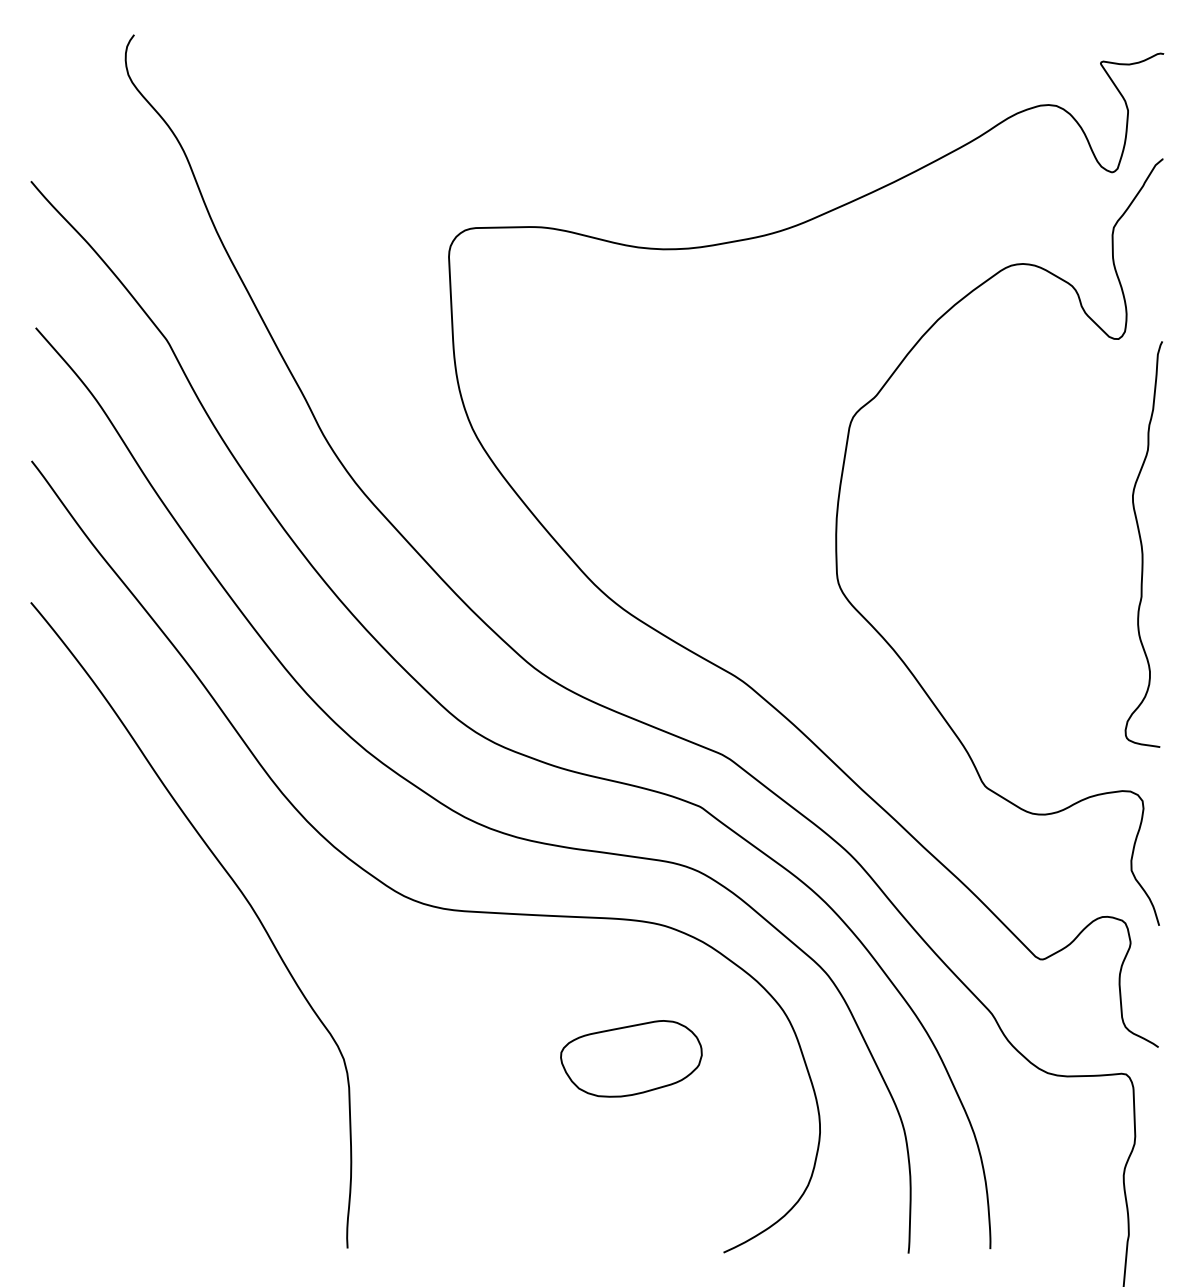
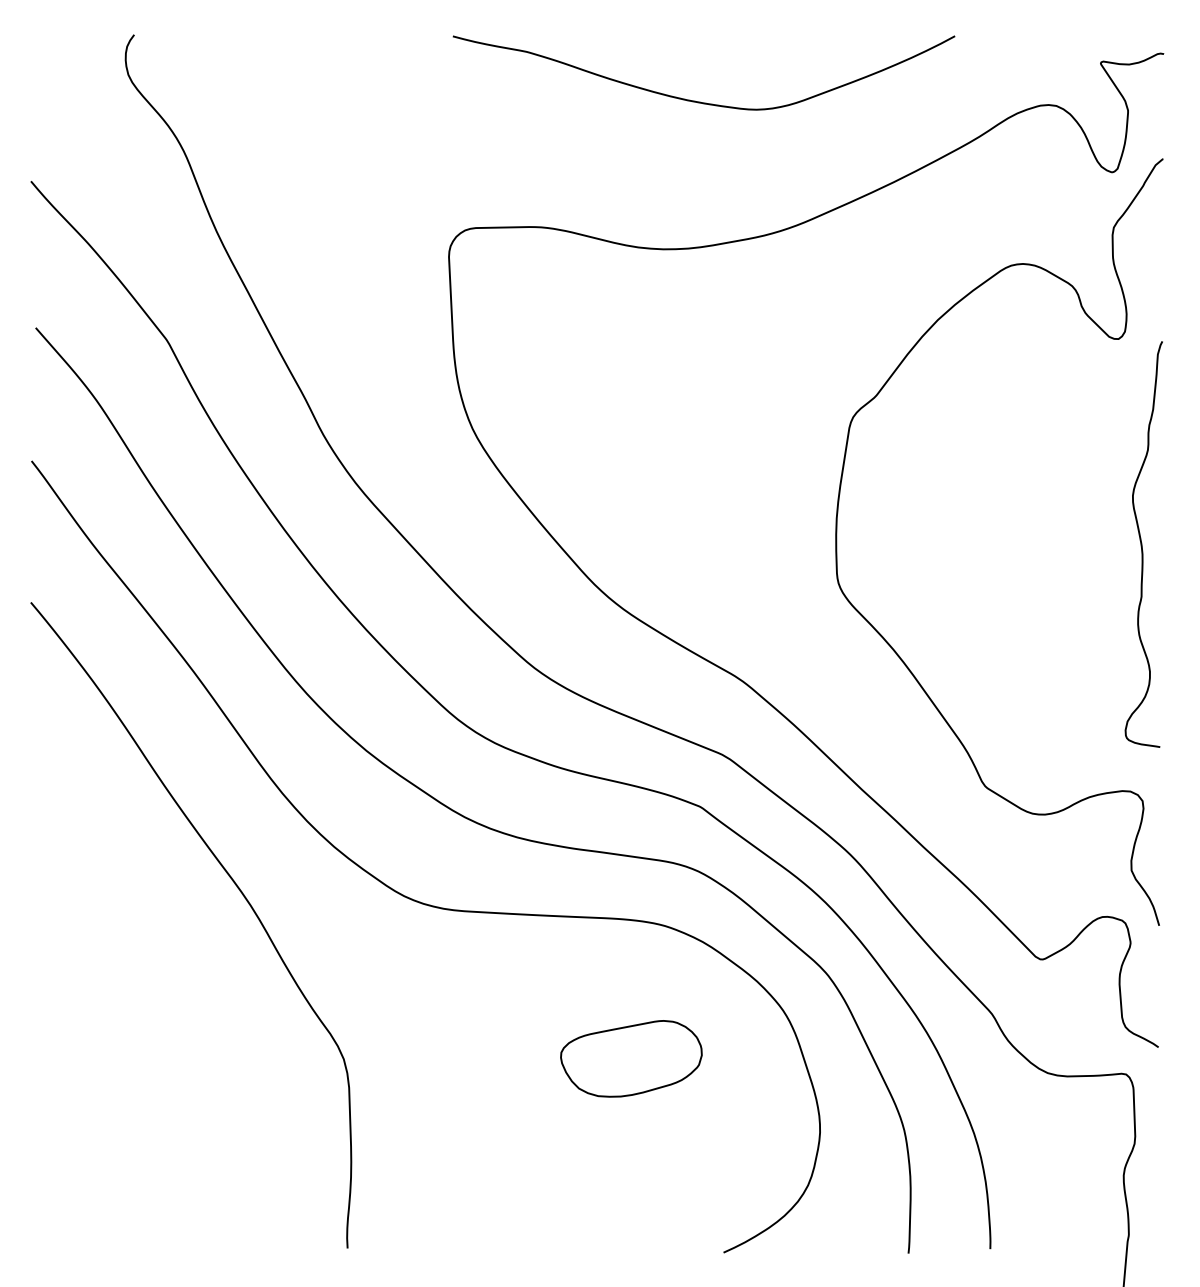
curve: none -> present (695, 100)
